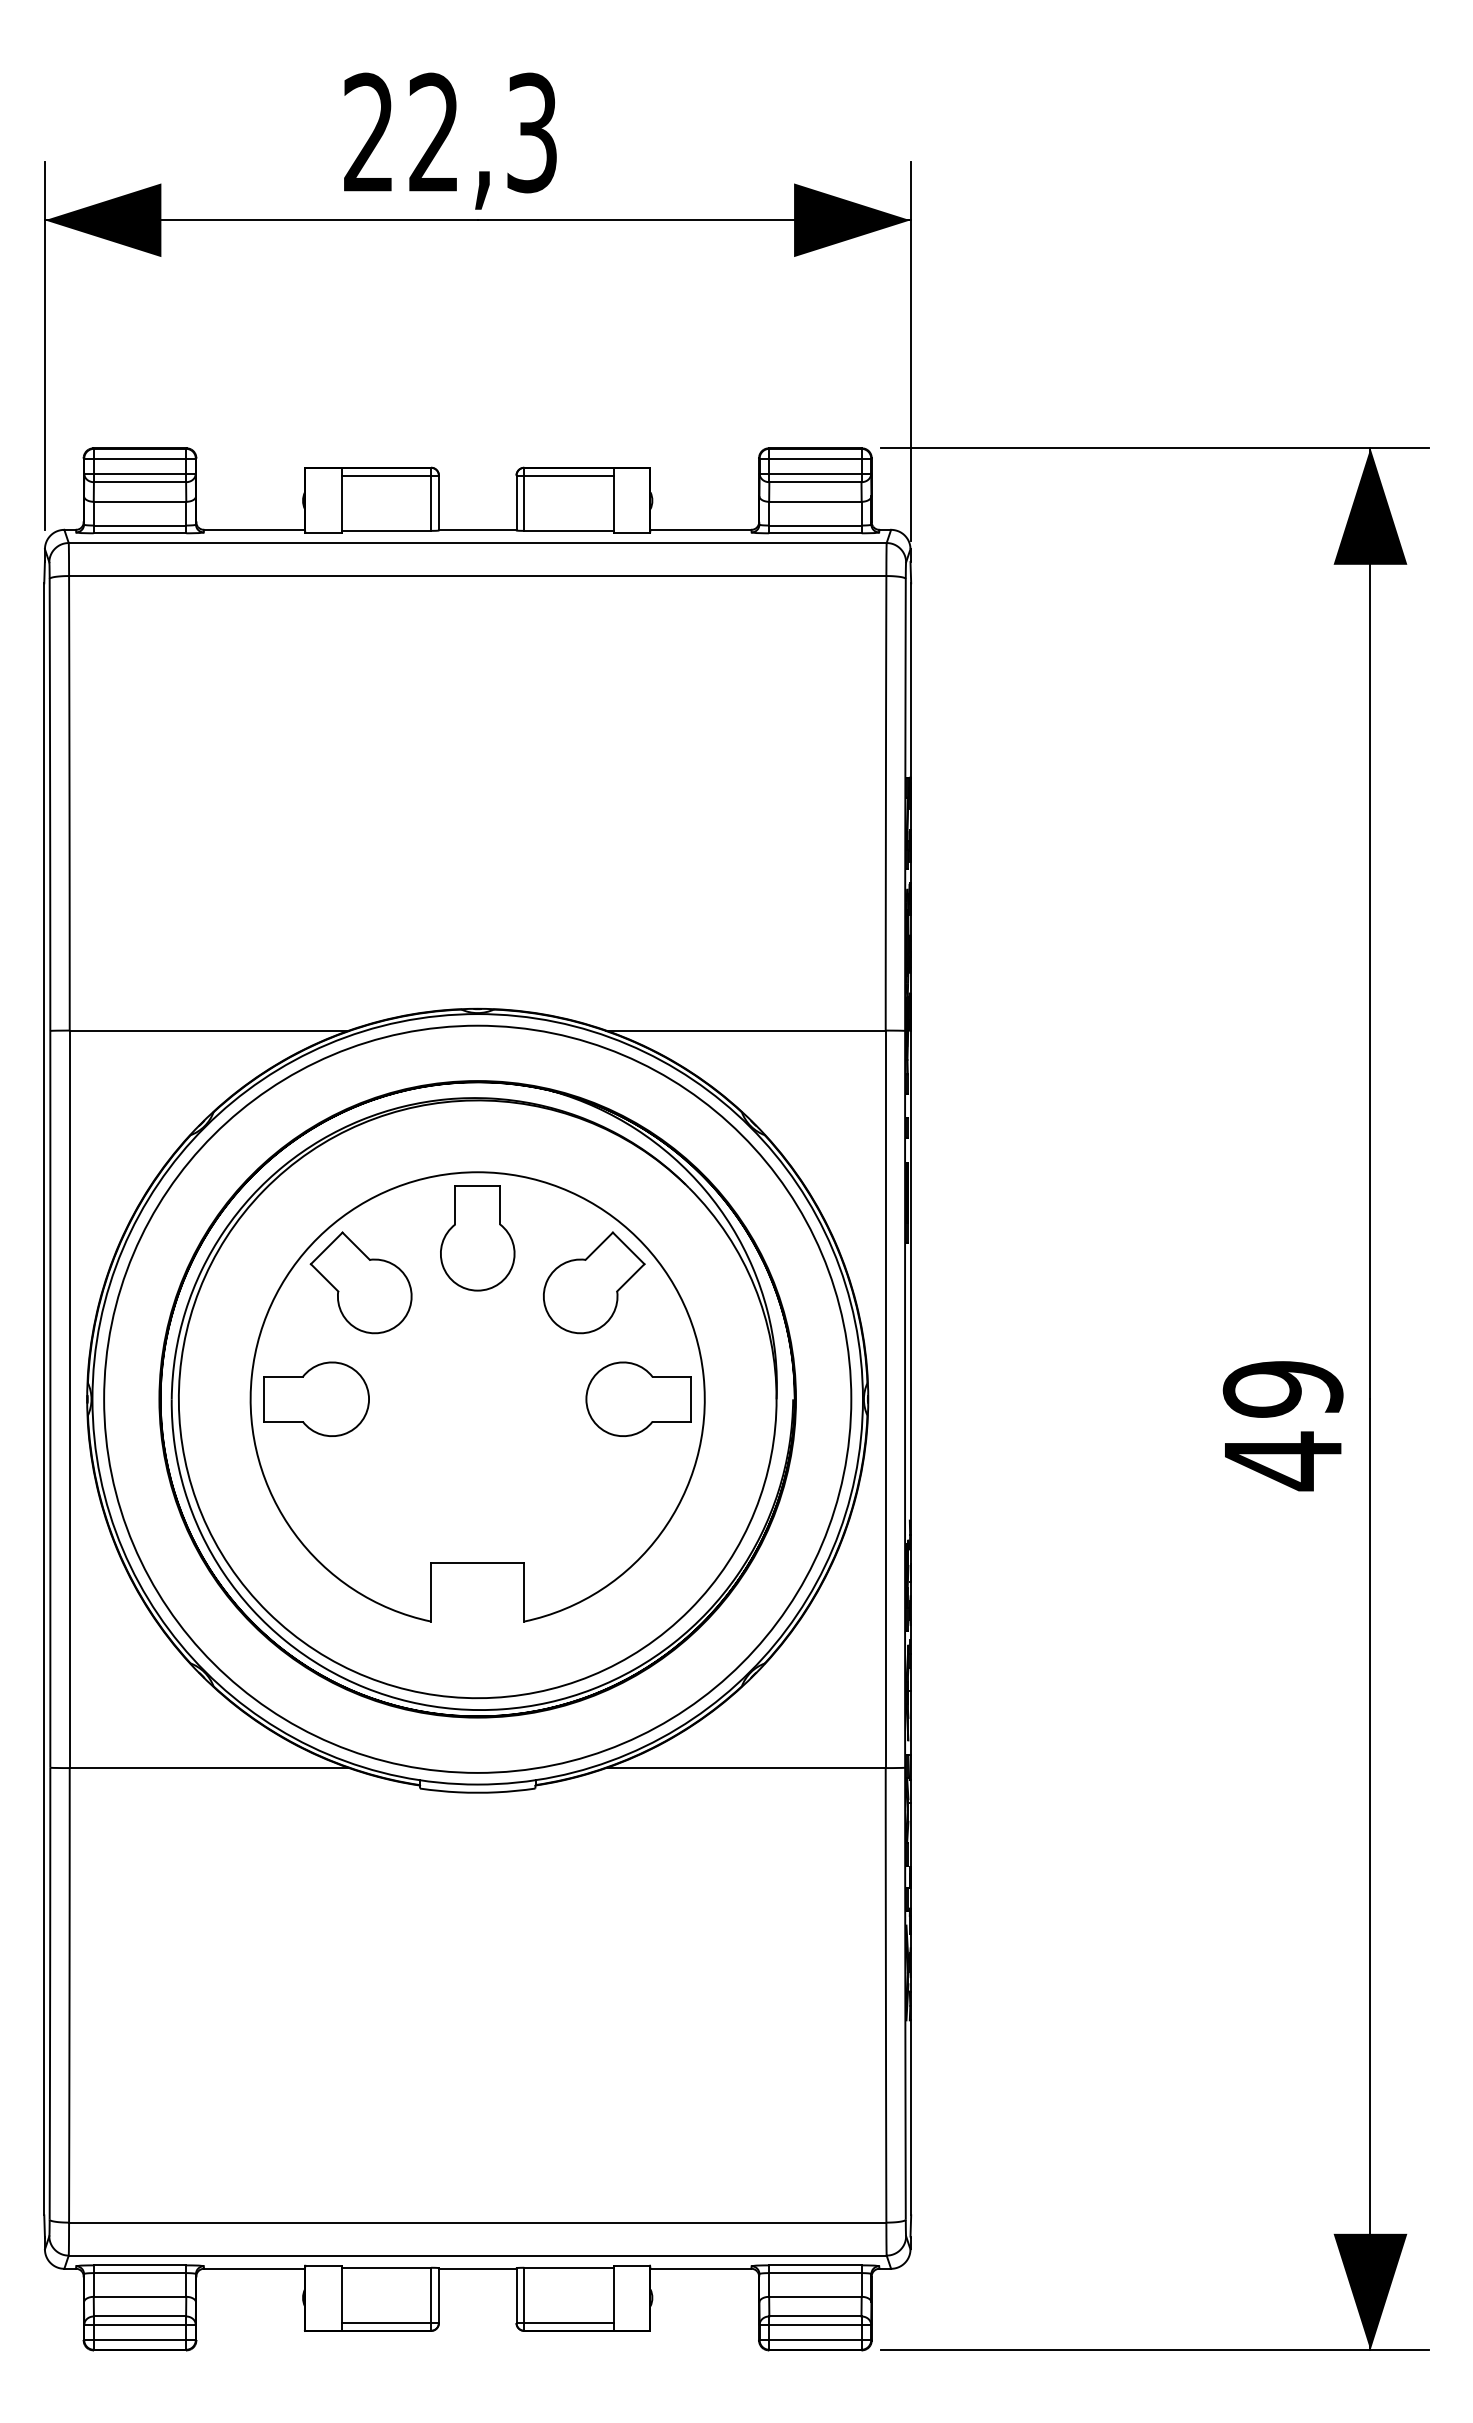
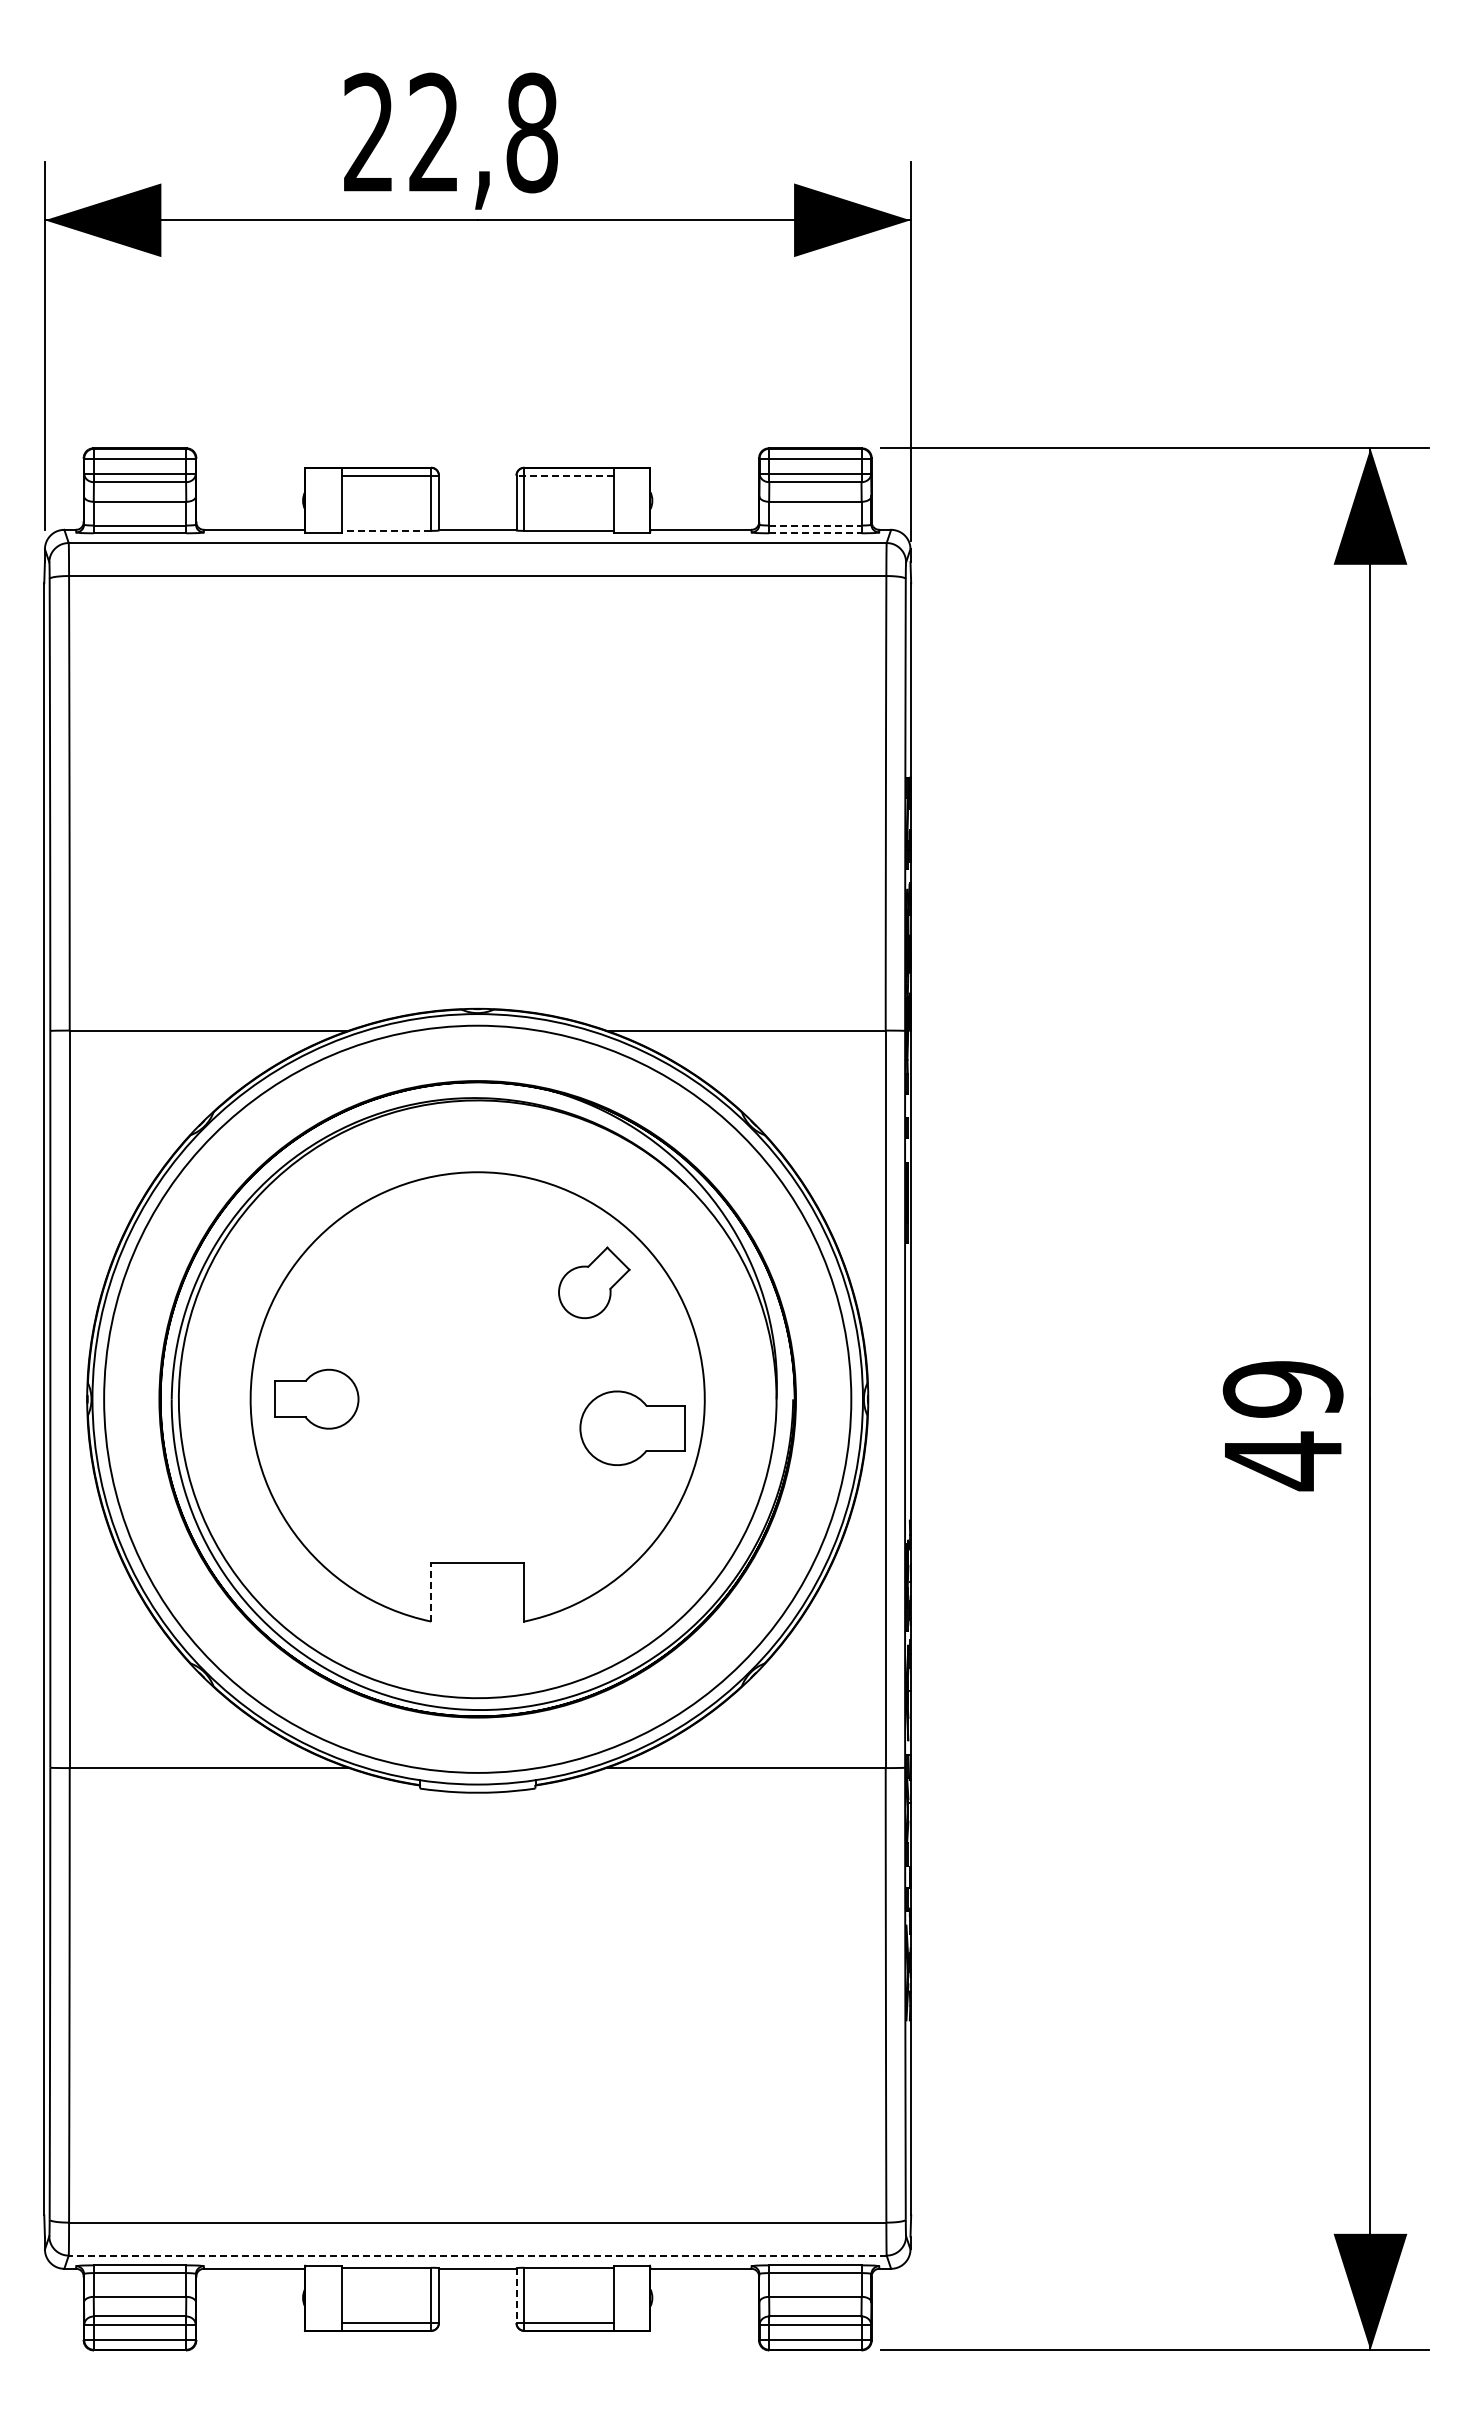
text: 22,3 -> 22,8 (531, 132)
line: solid -> dashed (565, 475)
line: solid -> dashed (815, 525)
line: solid -> dashed (386, 530)
line: solid -> dashed (815, 533)
part: present -> none (477, 1238)
part: present -> none (360, 1282)
part size: 103x104 px -> 73x74 px (594, 1282)
part size: 107x76 px -> 86x62 px (316, 1398)
part position: (638, 1398) -> (632, 1427) (632, 1427)
line: solid -> dashed (431, 1591)
line: solid -> dashed (477, 2255)
line: solid -> dashed (516, 2296)
